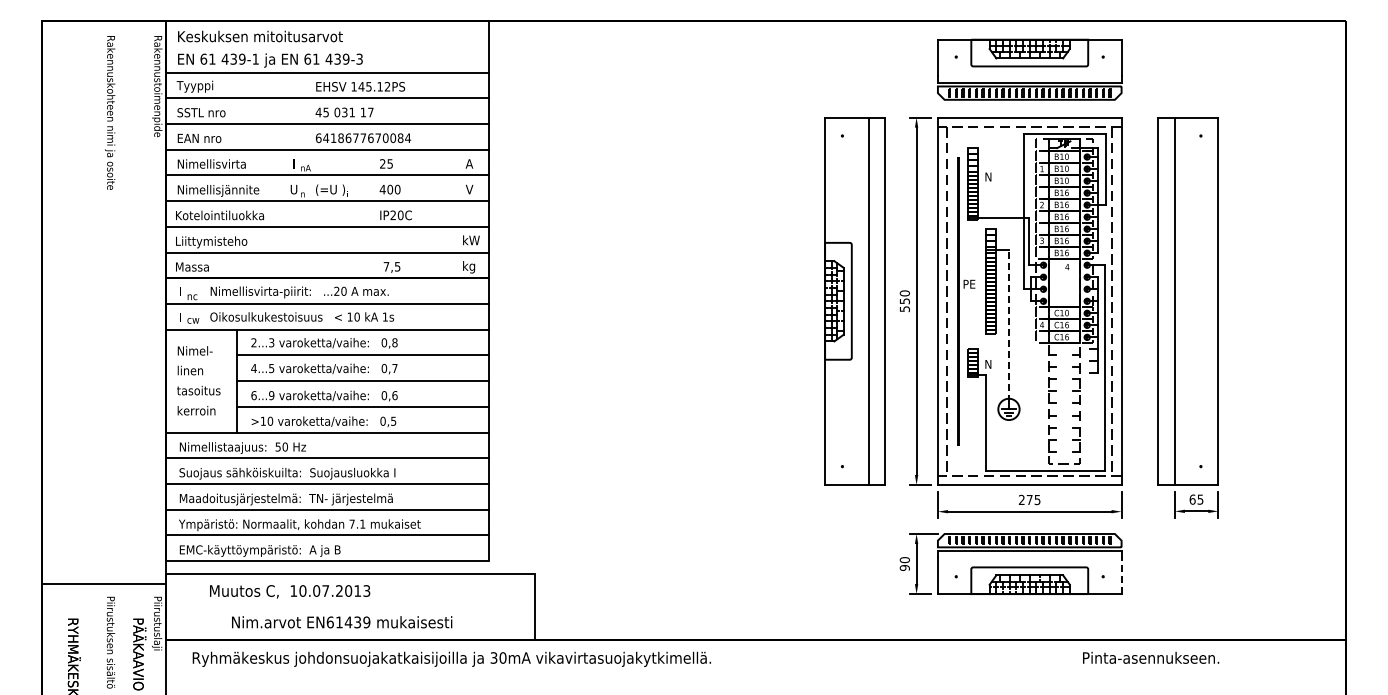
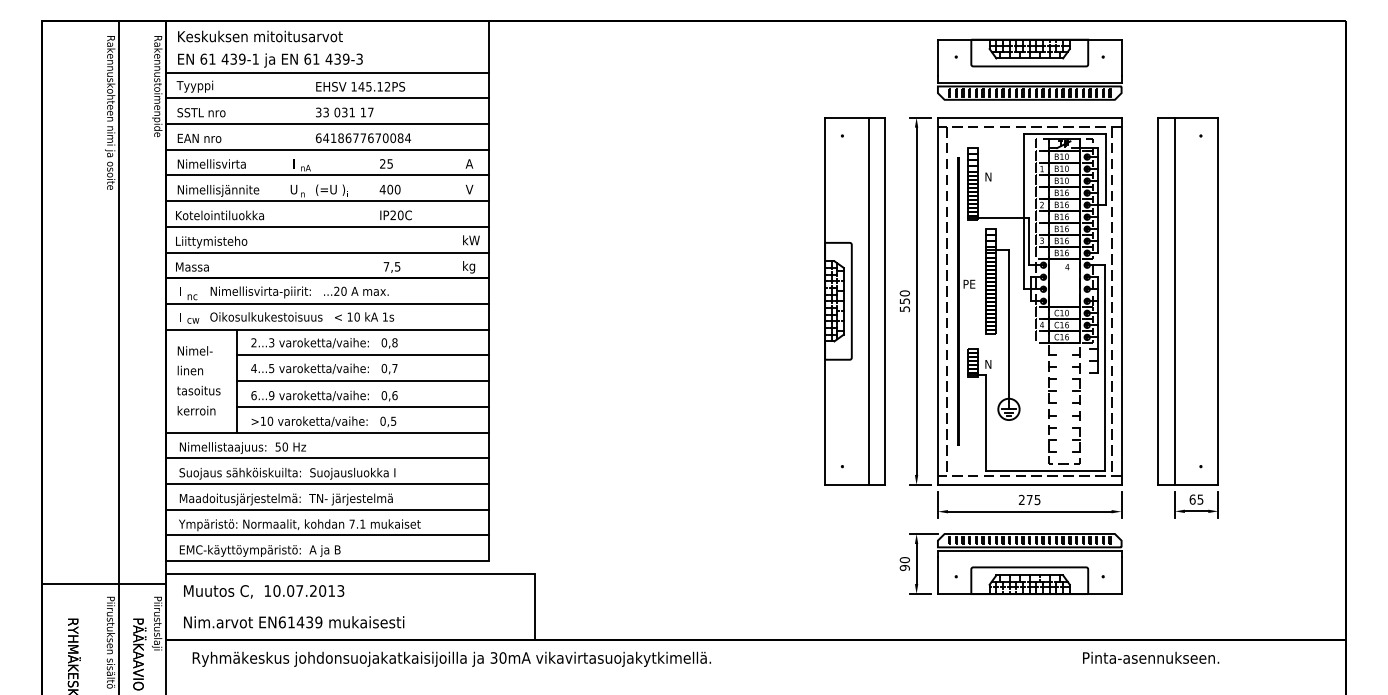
text: 45 -> 33 (321, 112)
line: dashed -> solid (1008, 326)
line: none -> present (118, 356)
line: dashed -> solid (1121, 575)
text position: (290, 591) -> (264, 591) (264, 591)
text position: (342, 622) -> (294, 622) (294, 622)
